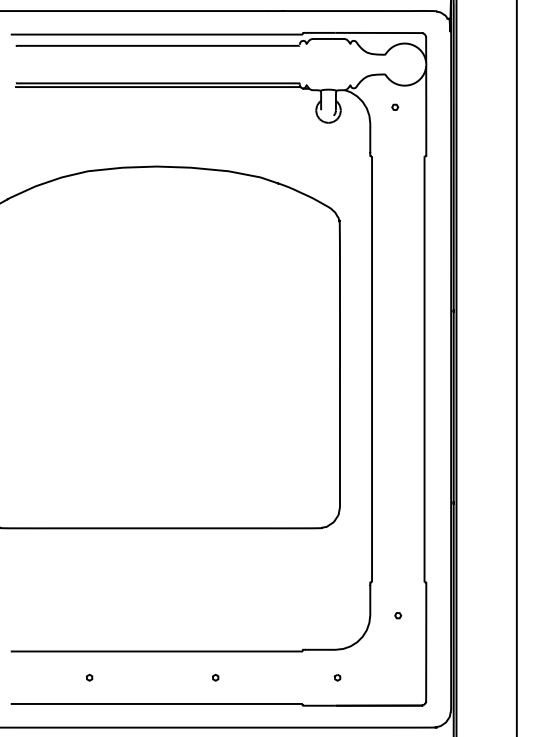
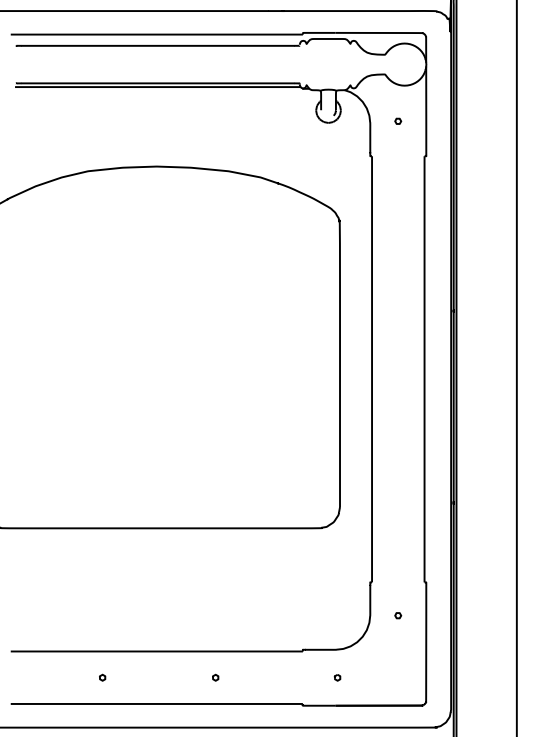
part position: (395, 106) -> (398, 120) (398, 120)
part position: (89, 677) -> (102, 677) (102, 677)
